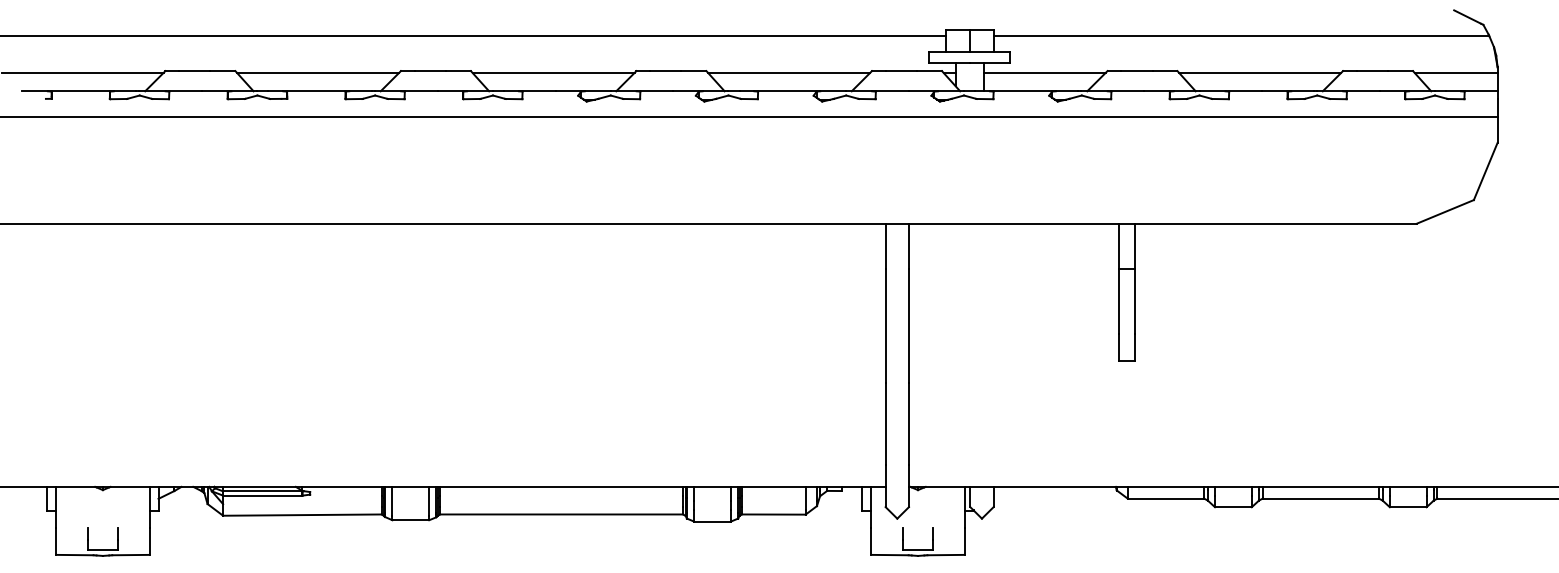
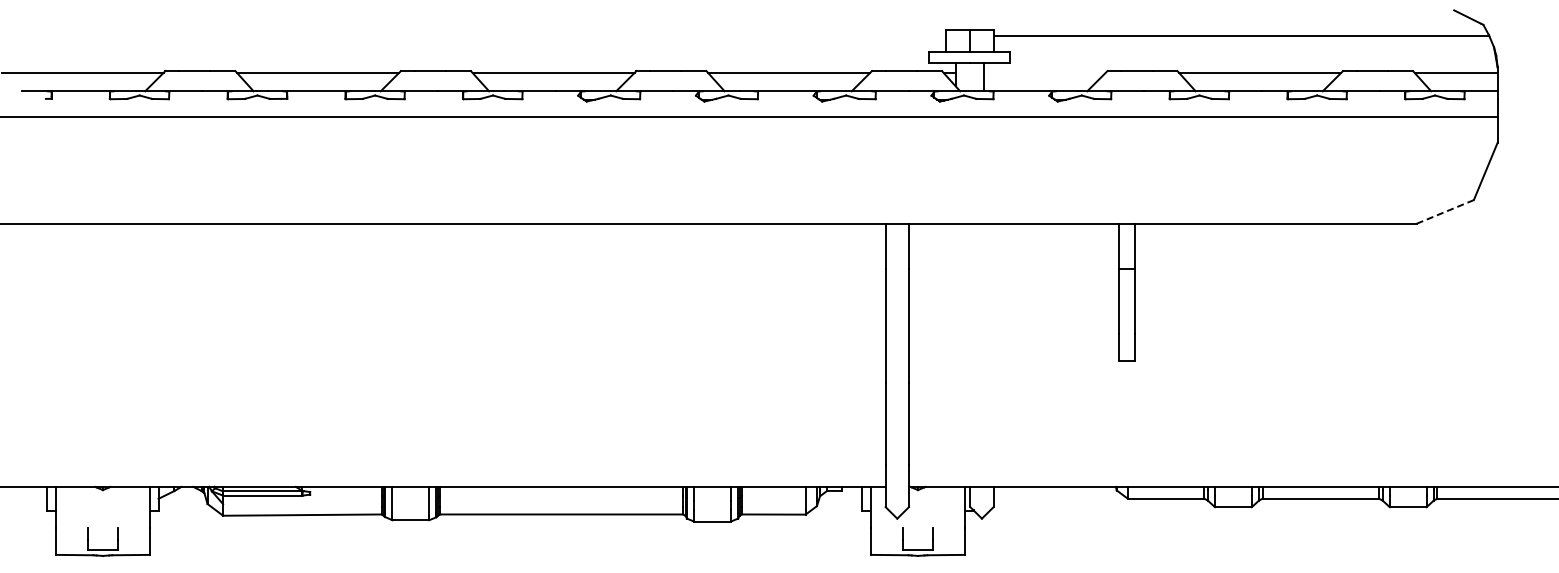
line: present -> none (474, 36)
line: present -> none (1044, 72)
line: solid -> dashed (1445, 211)
